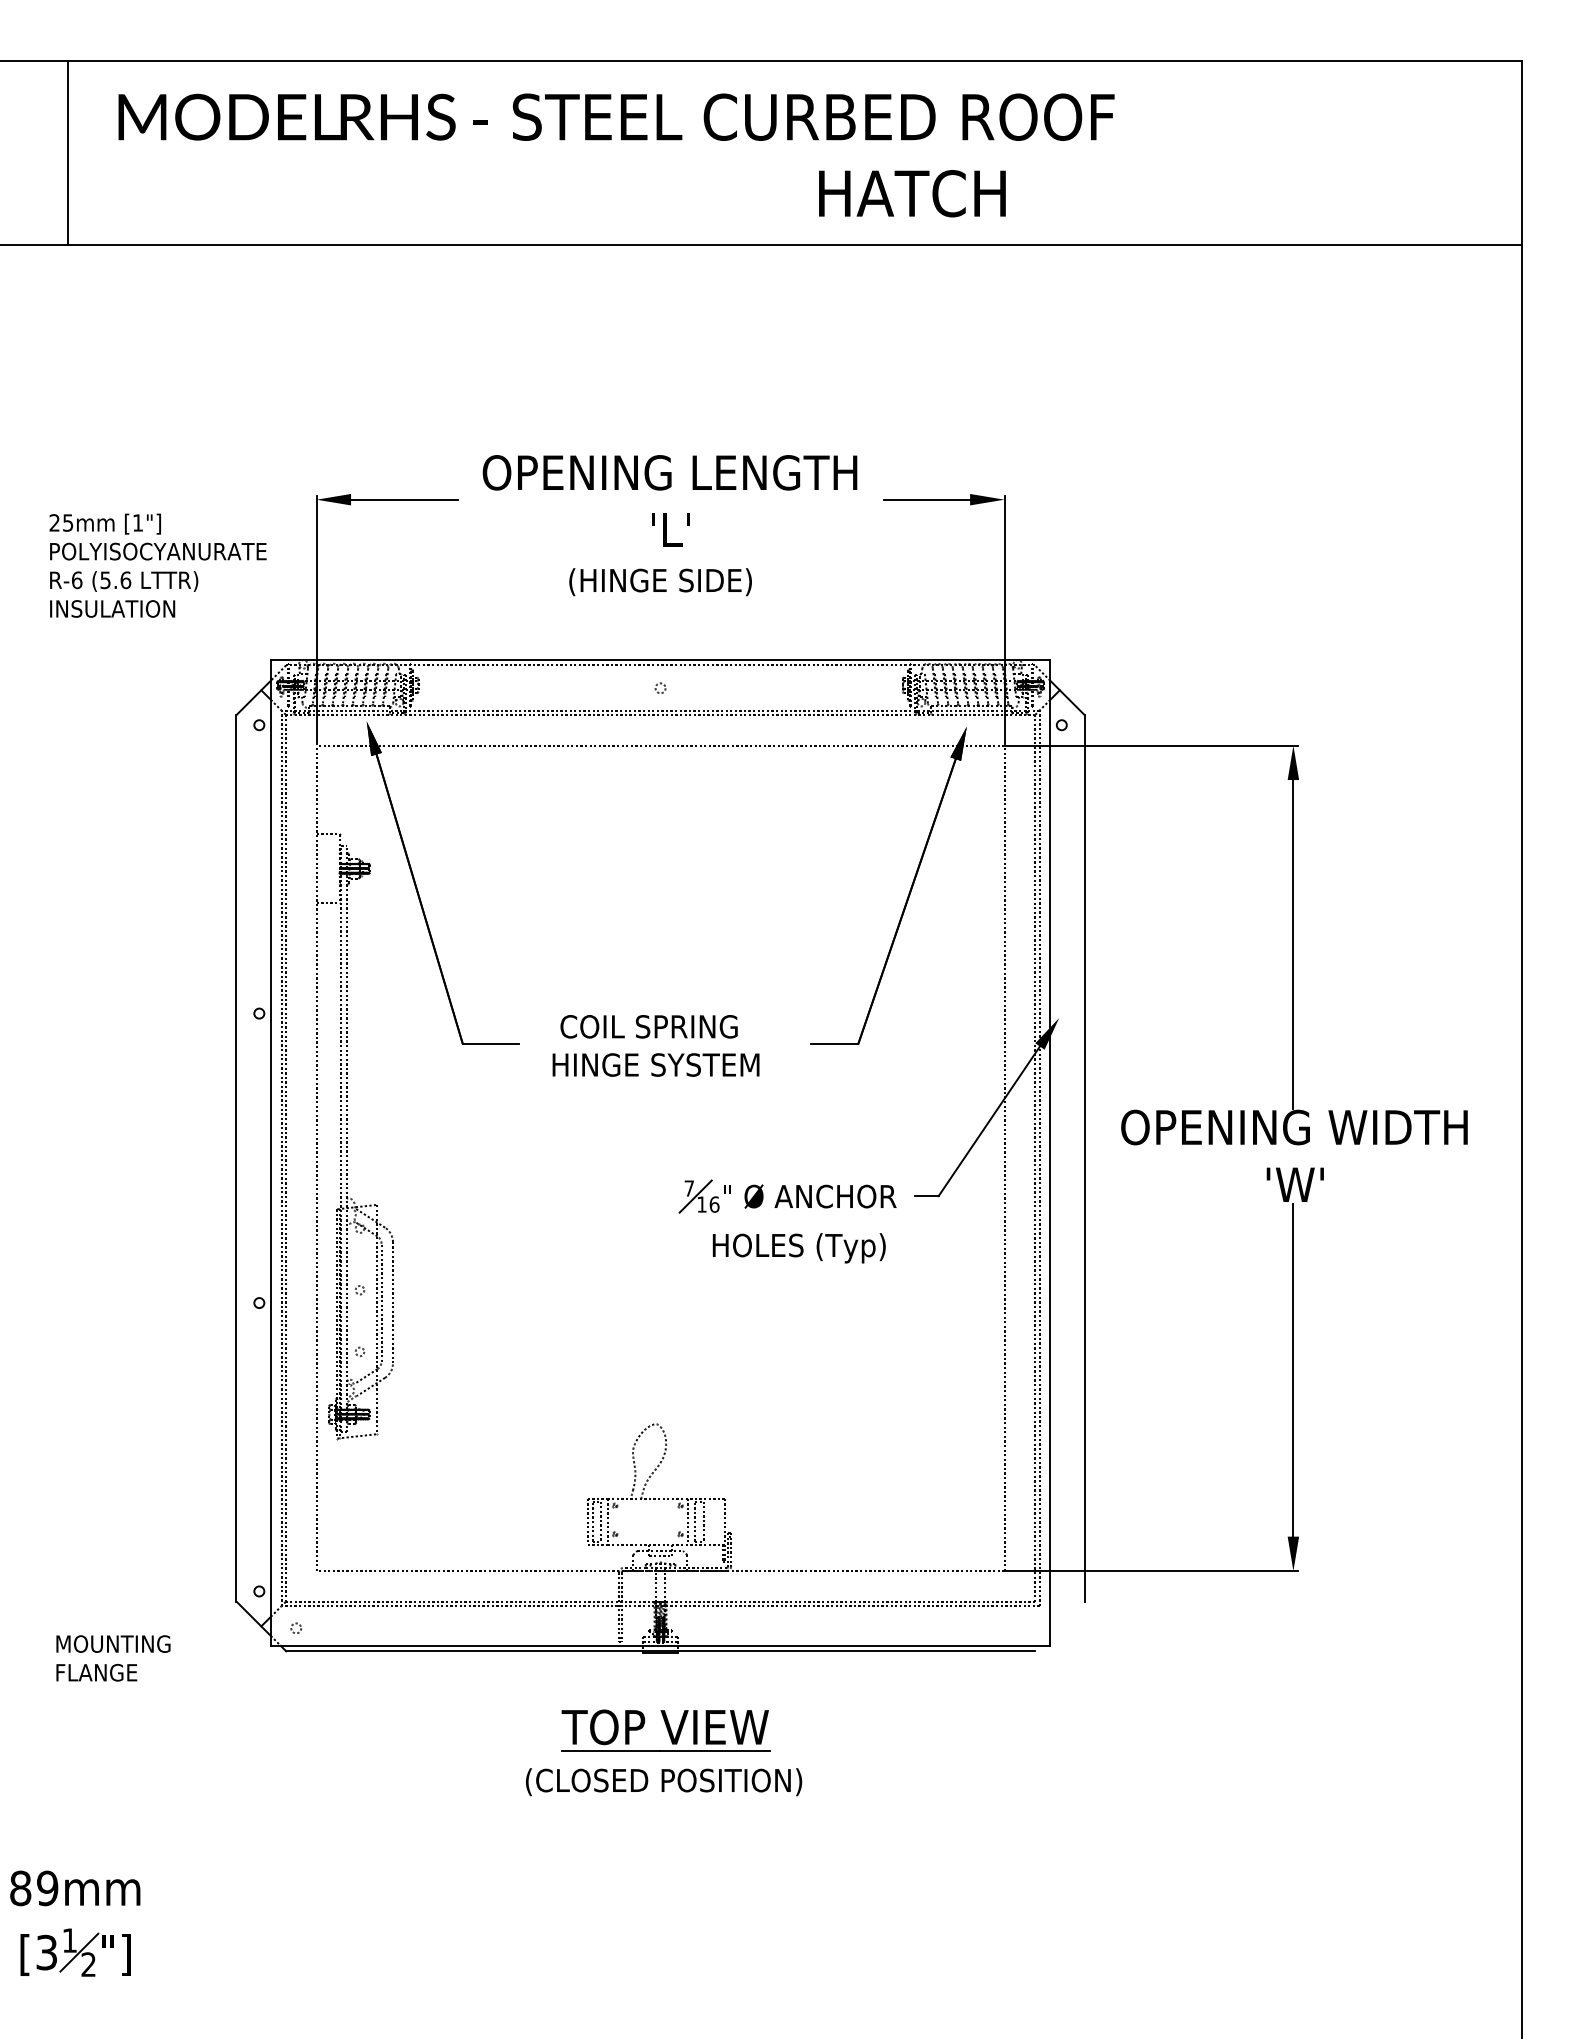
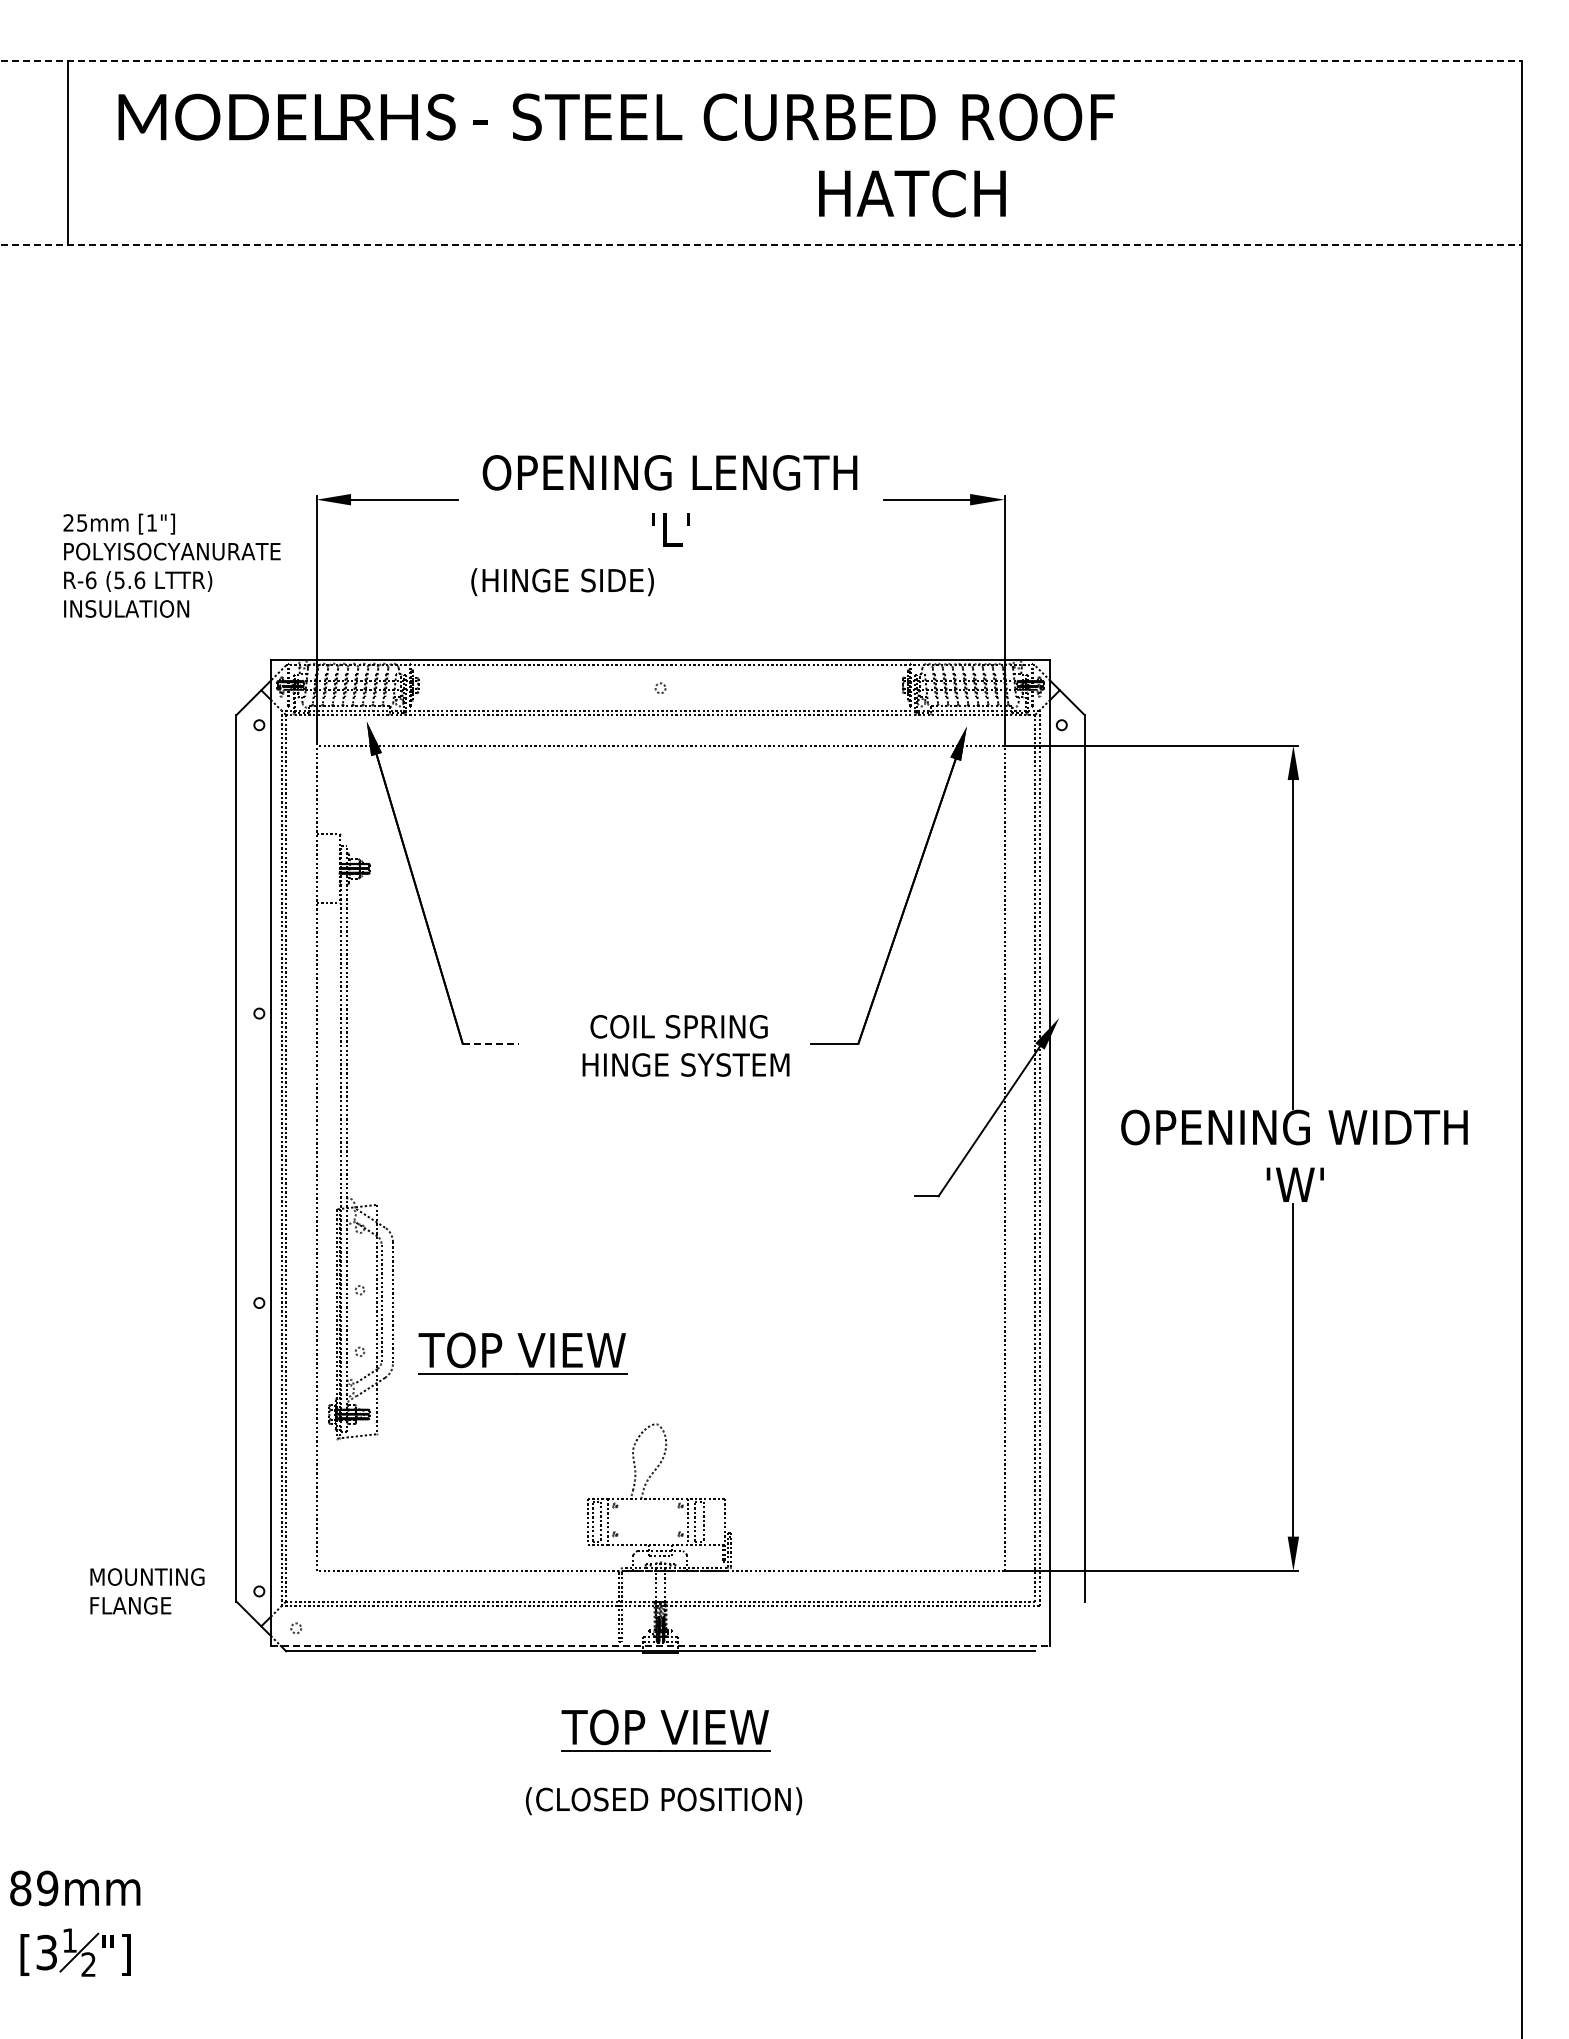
line: solid -> dashed (761, 61)
line: solid -> dashed (761, 244)
text position: (157, 565) -> (171, 565) (171, 565)
text position: (660, 582) -> (562, 582) (562, 582)
line: solid -> dashed (490, 1043)
text position: (655, 1045) -> (685, 1045) (685, 1045)
part: present -> none (785, 1234)
part: none -> present (522, 1353)
line: solid -> dashed (660, 1645)
text position: (113, 1658) -> (147, 1591) (147, 1591)
text position: (664, 1782) -> (664, 1801) (664, 1801)
